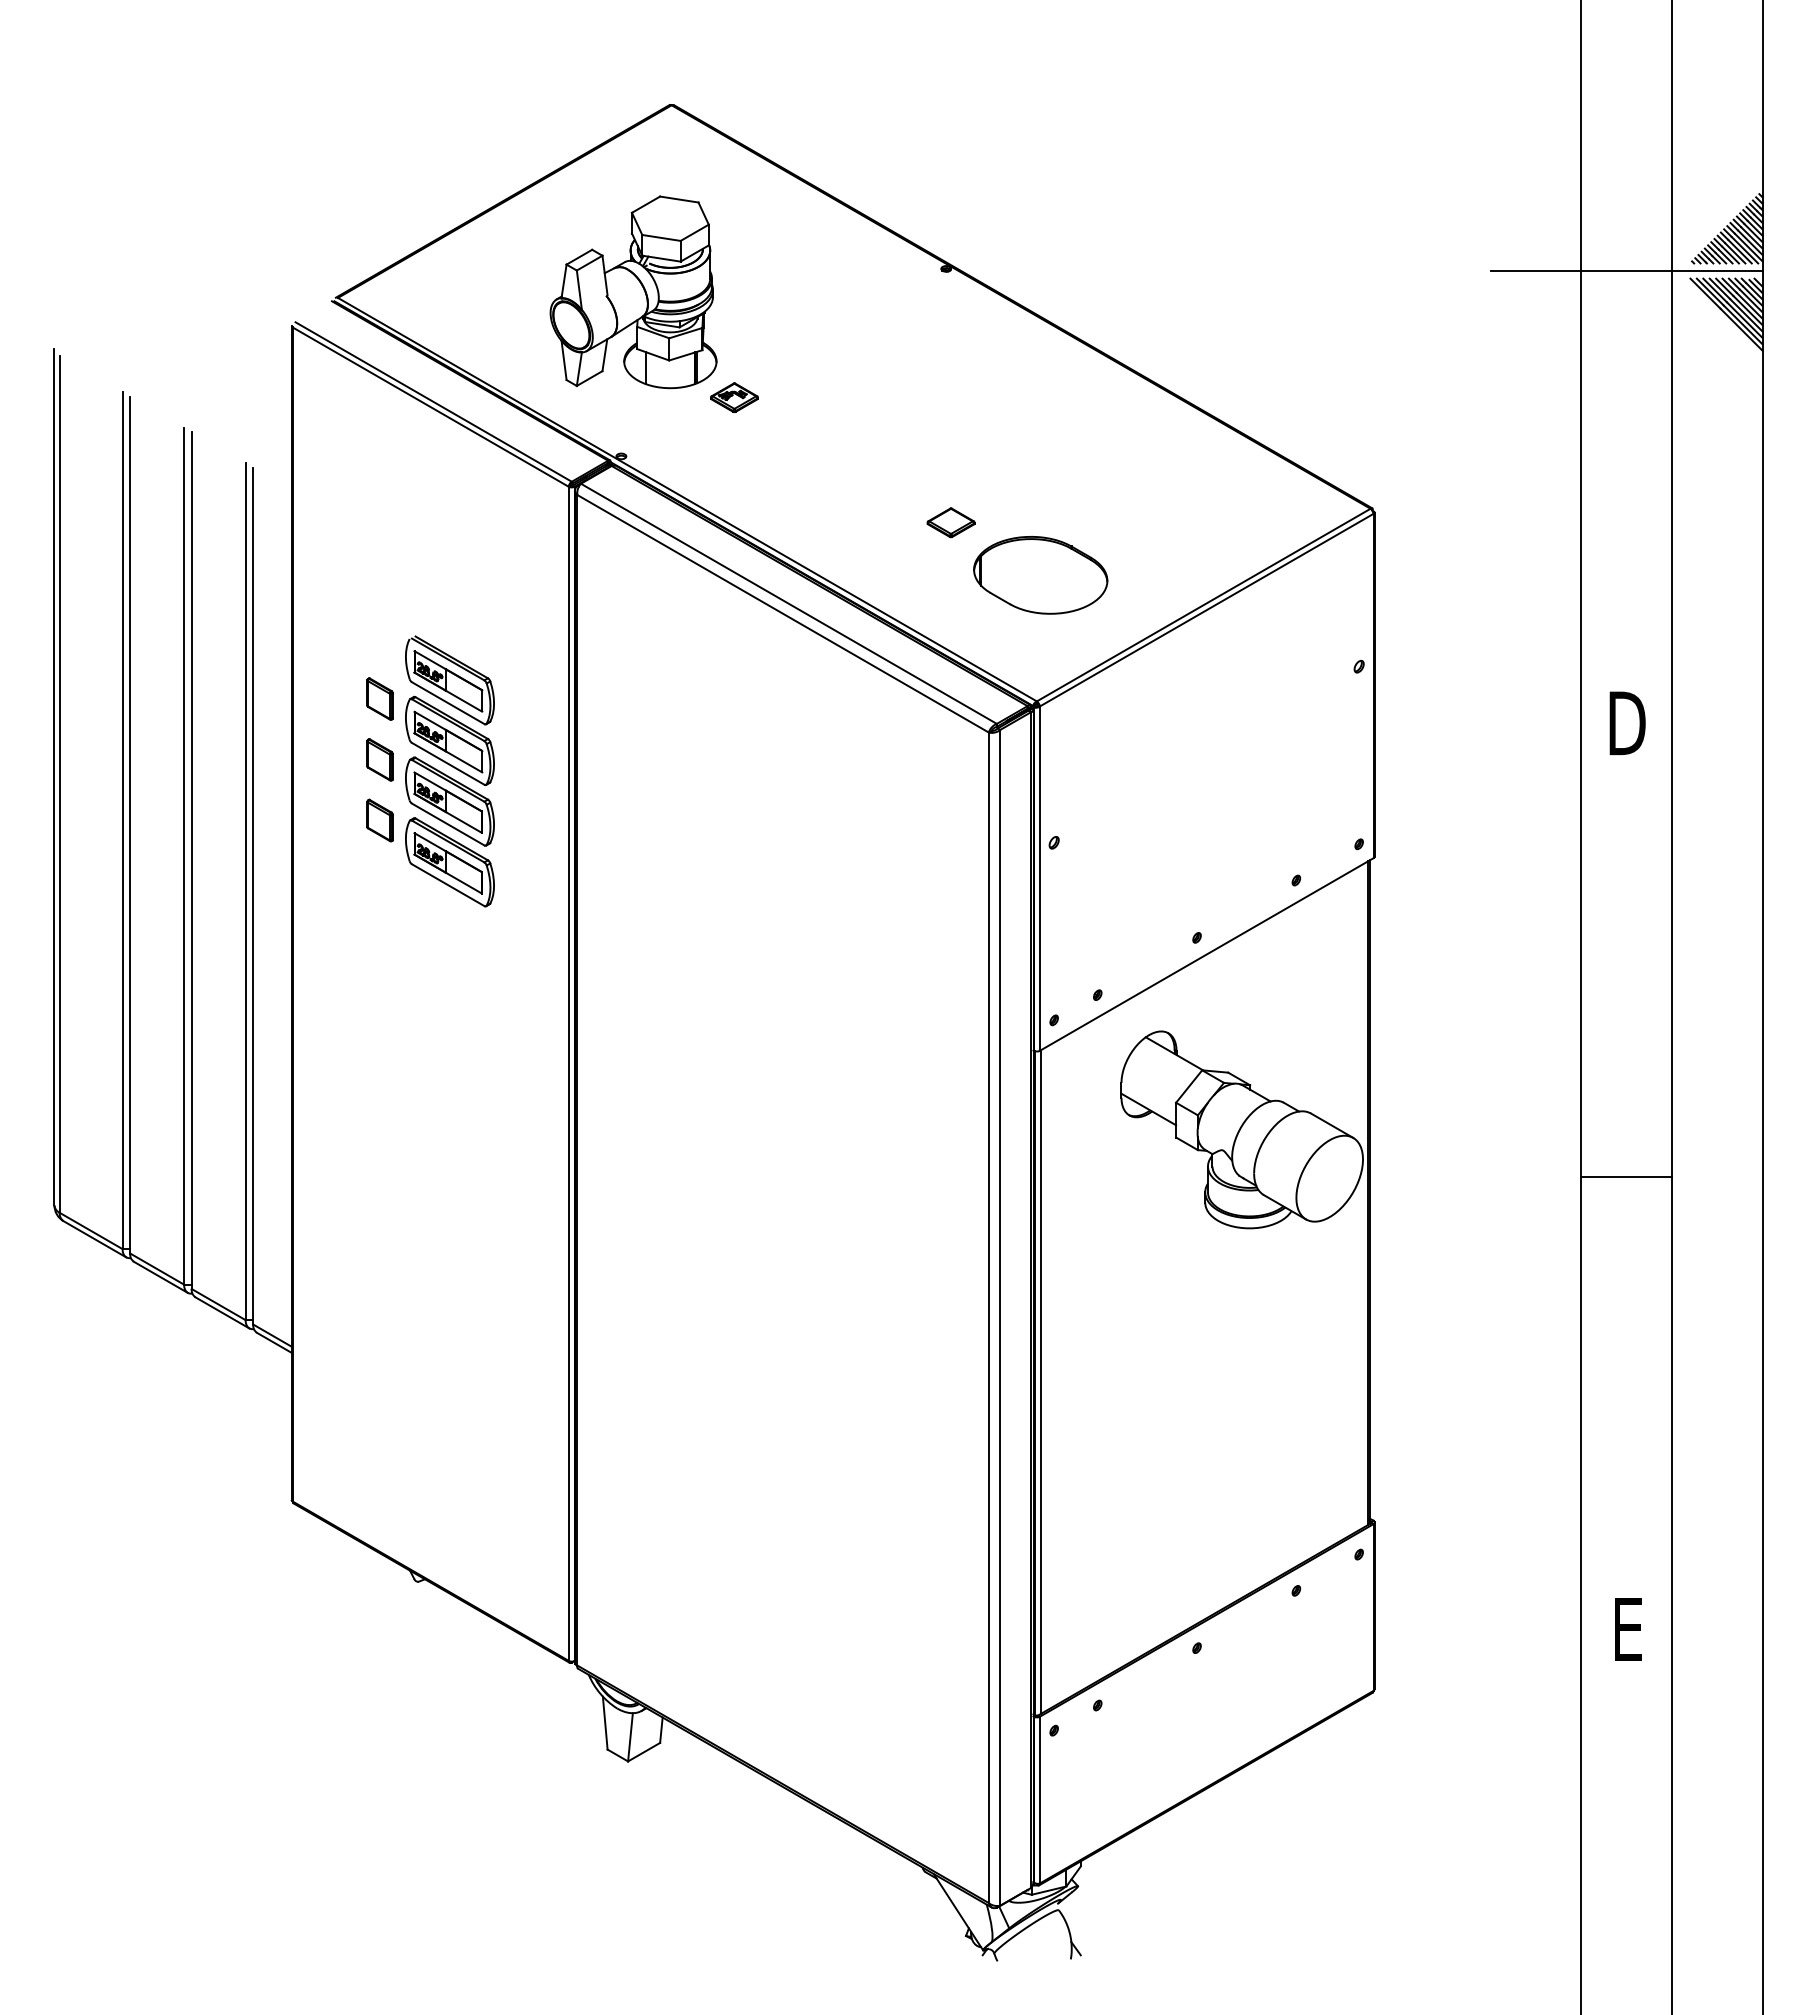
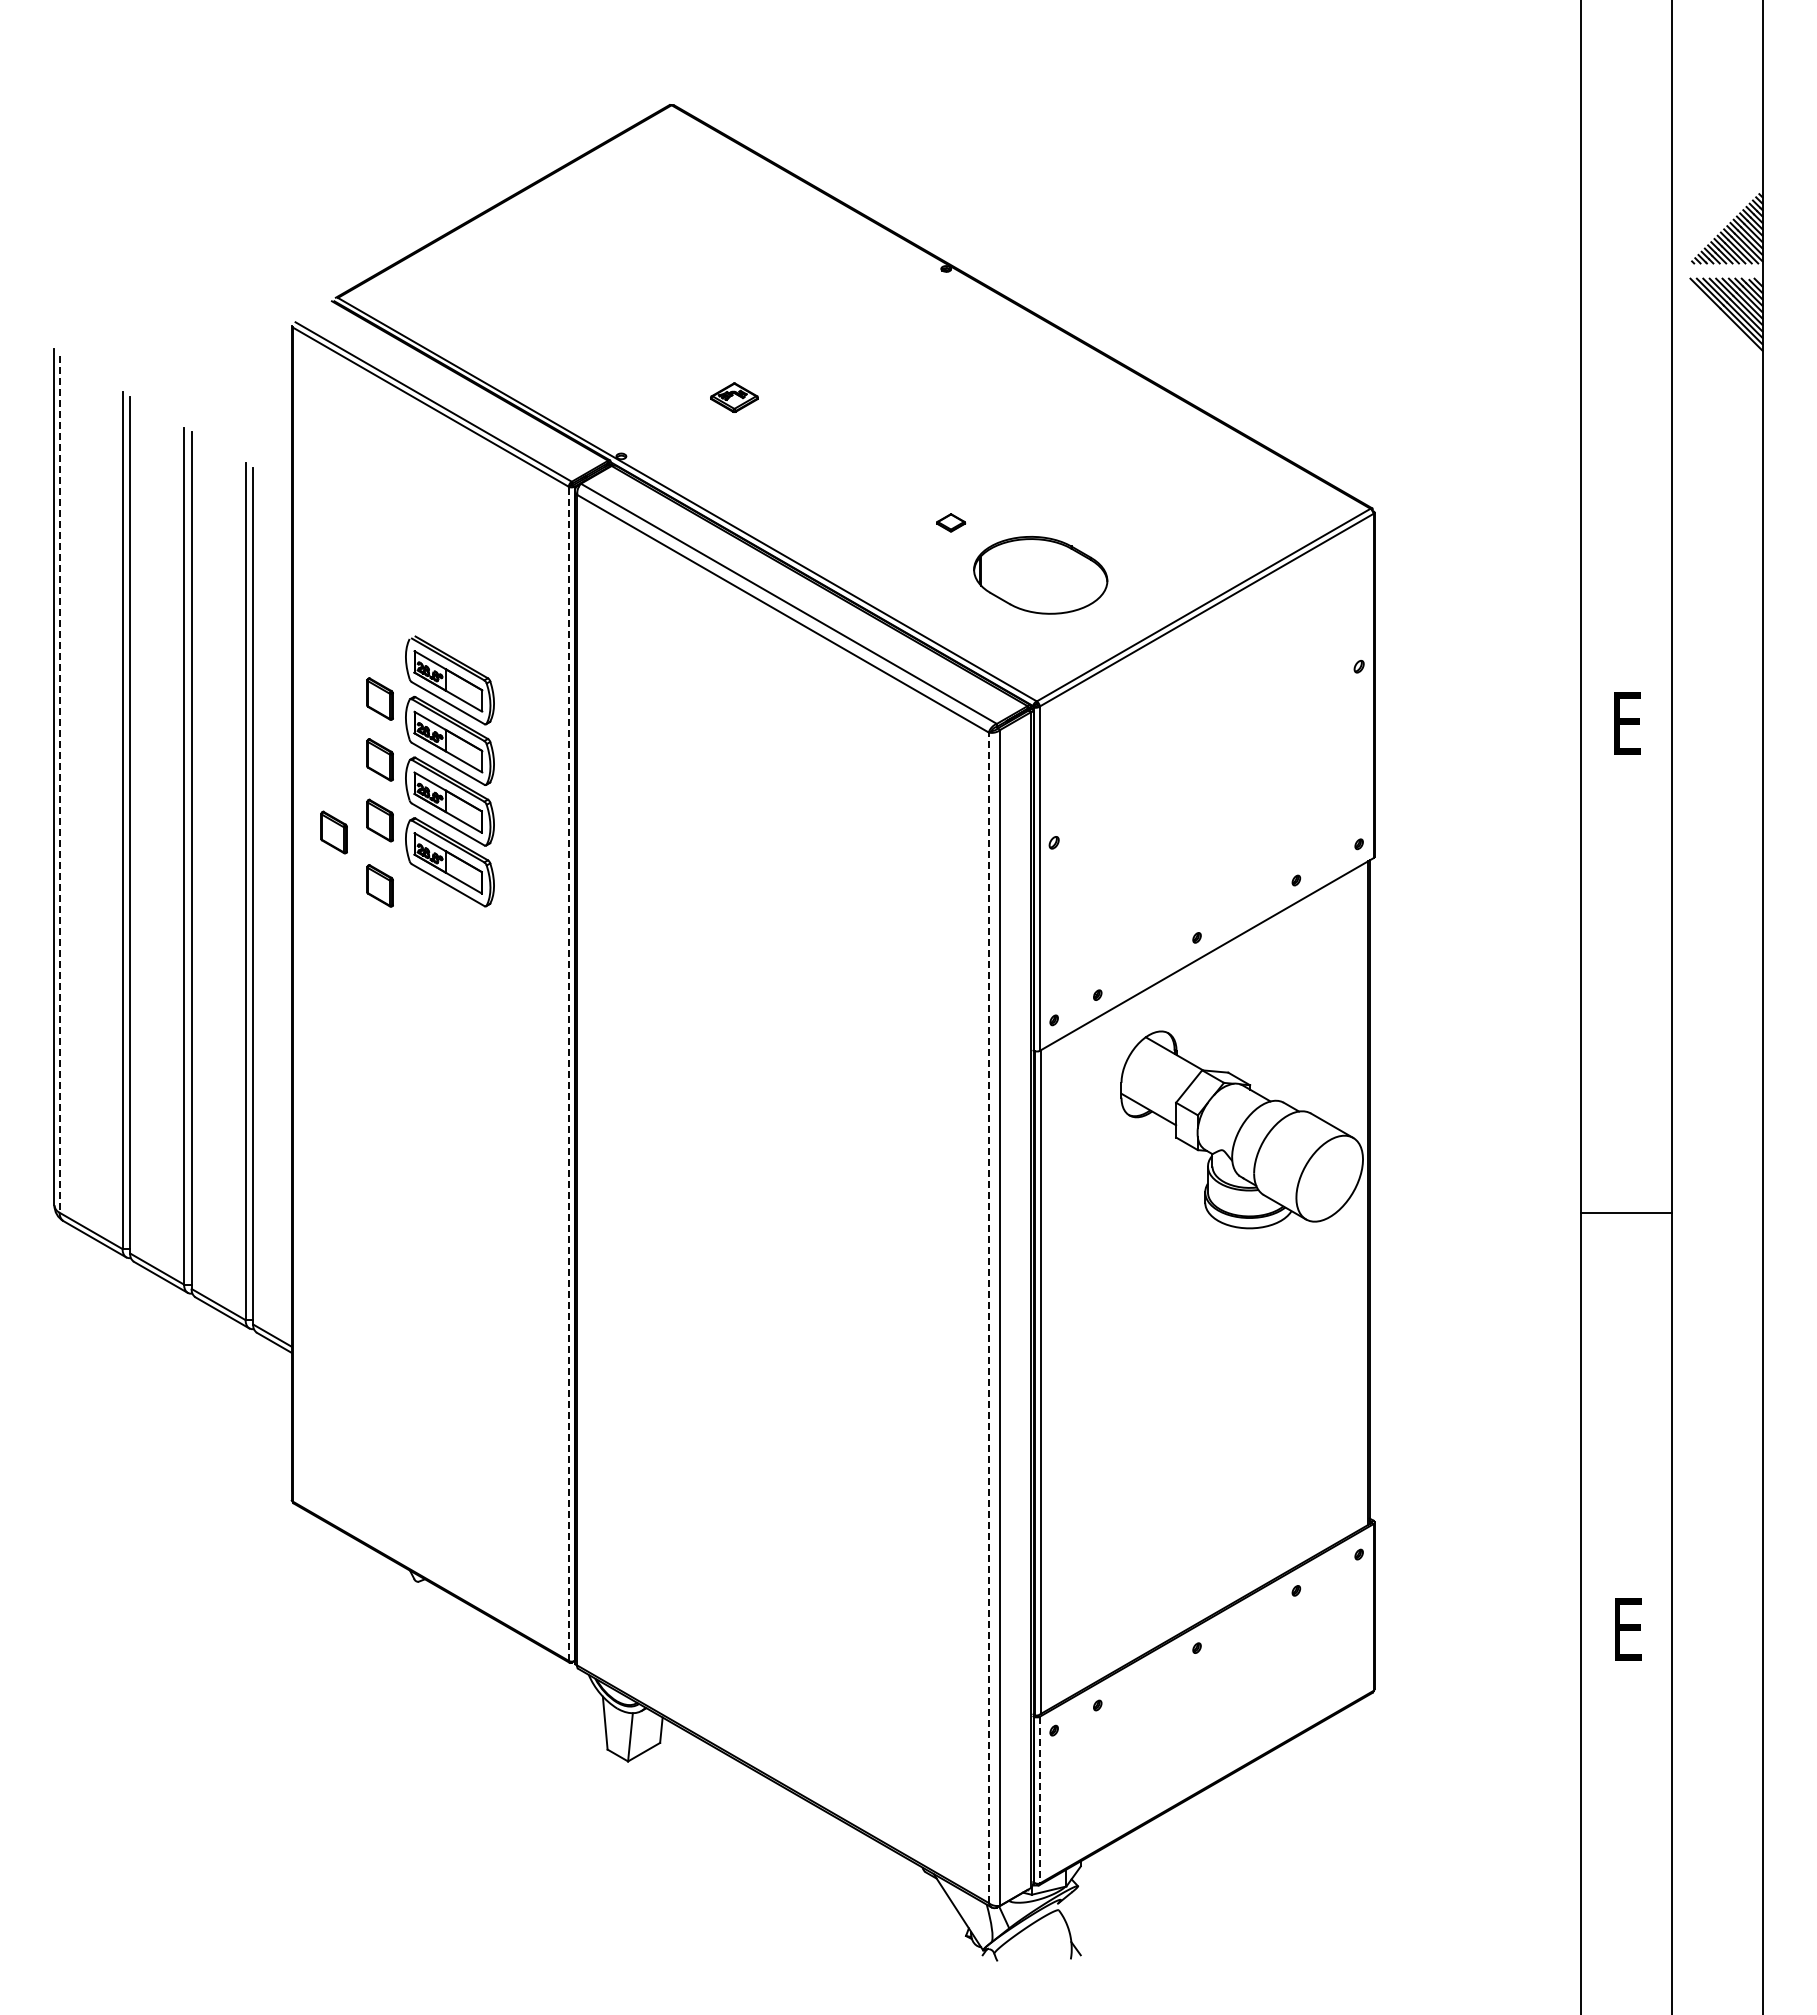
line: present -> none (1626, 271)
part: present -> none (633, 292)
part size: 50x32 px -> 31x20 px (951, 522)
text: D -> E (1627, 723)
line: solid -> dashed (59, 784)
part: none -> present (333, 832)
part: none -> present (379, 885)
line: solid -> dashed (568, 1073)
line position: (1626, 1177) -> (1626, 1213) (1626, 1213)
line: solid -> dashed (988, 1317)
line: solid -> dashed (1039, 1800)
